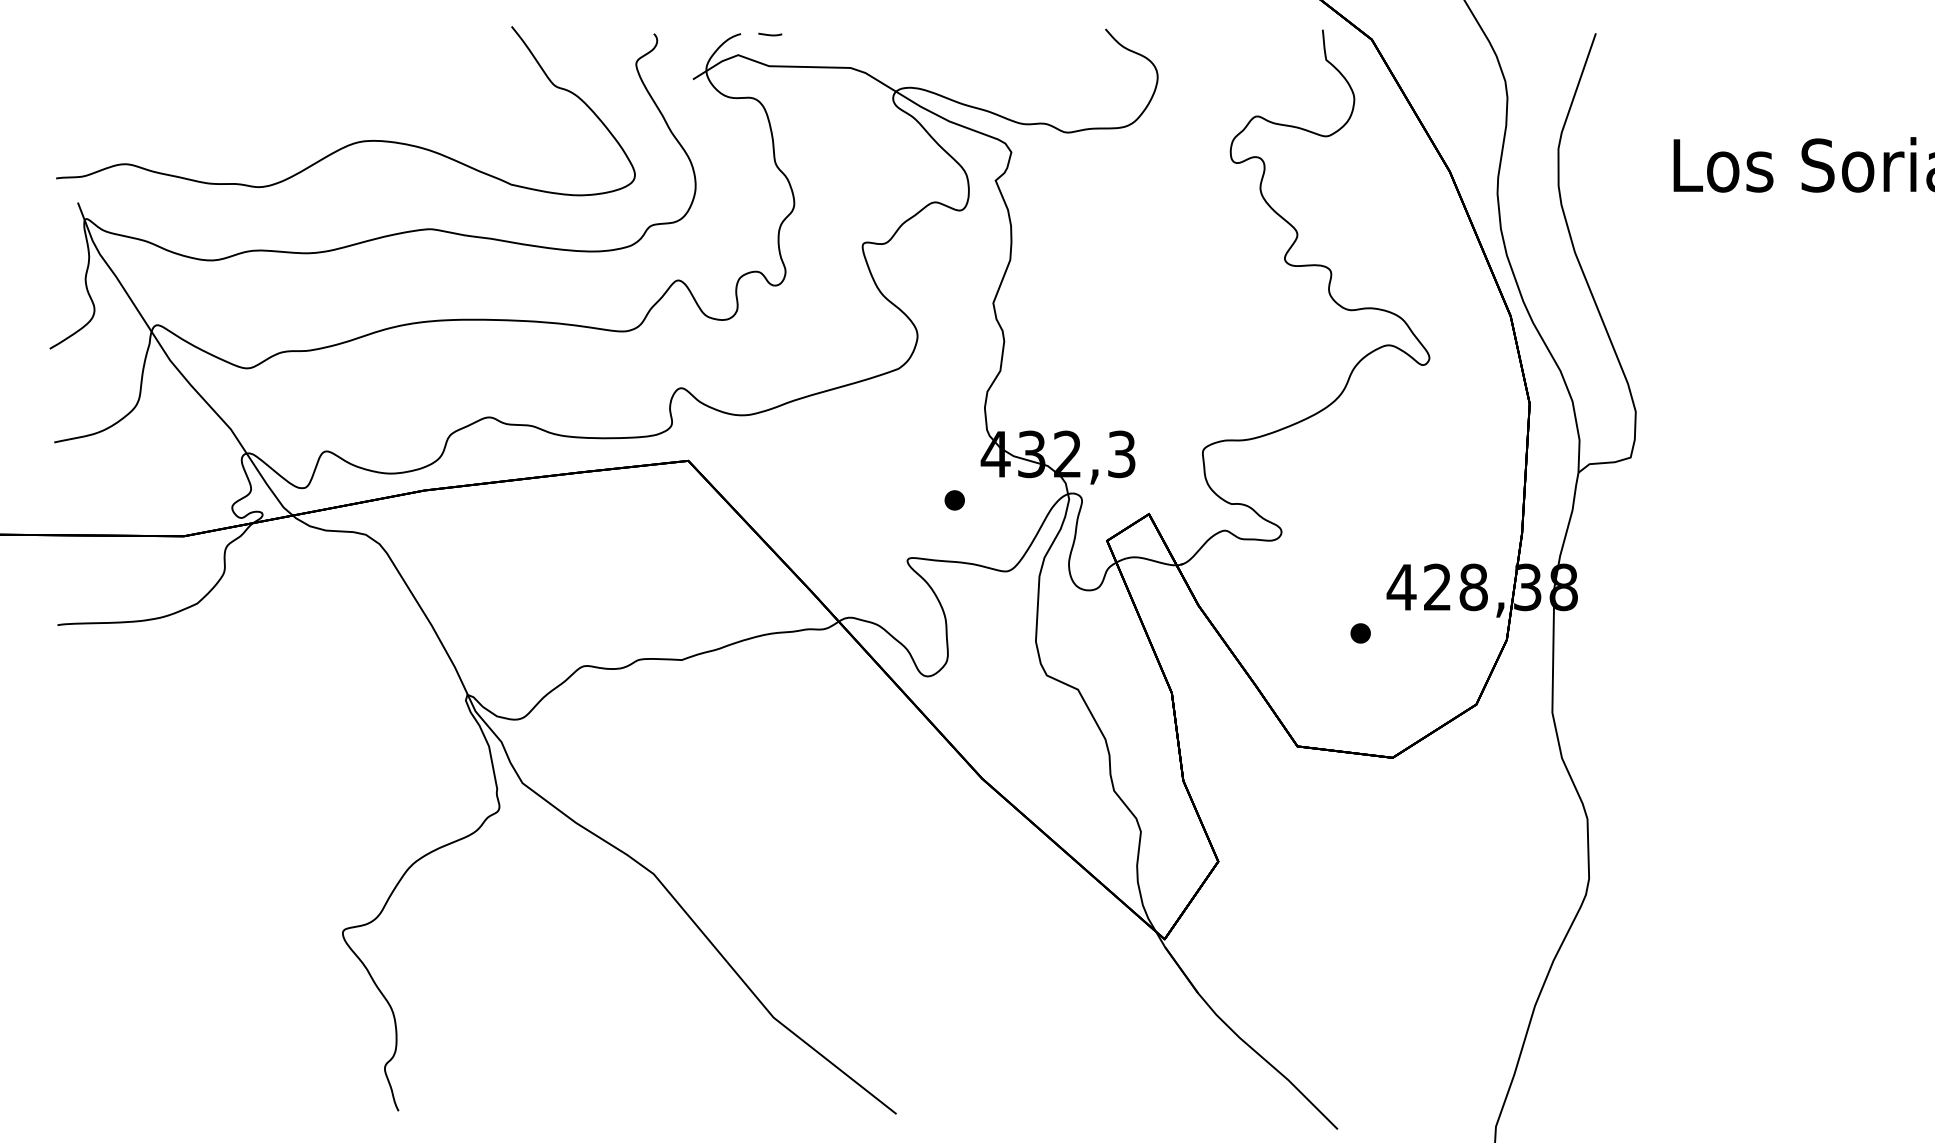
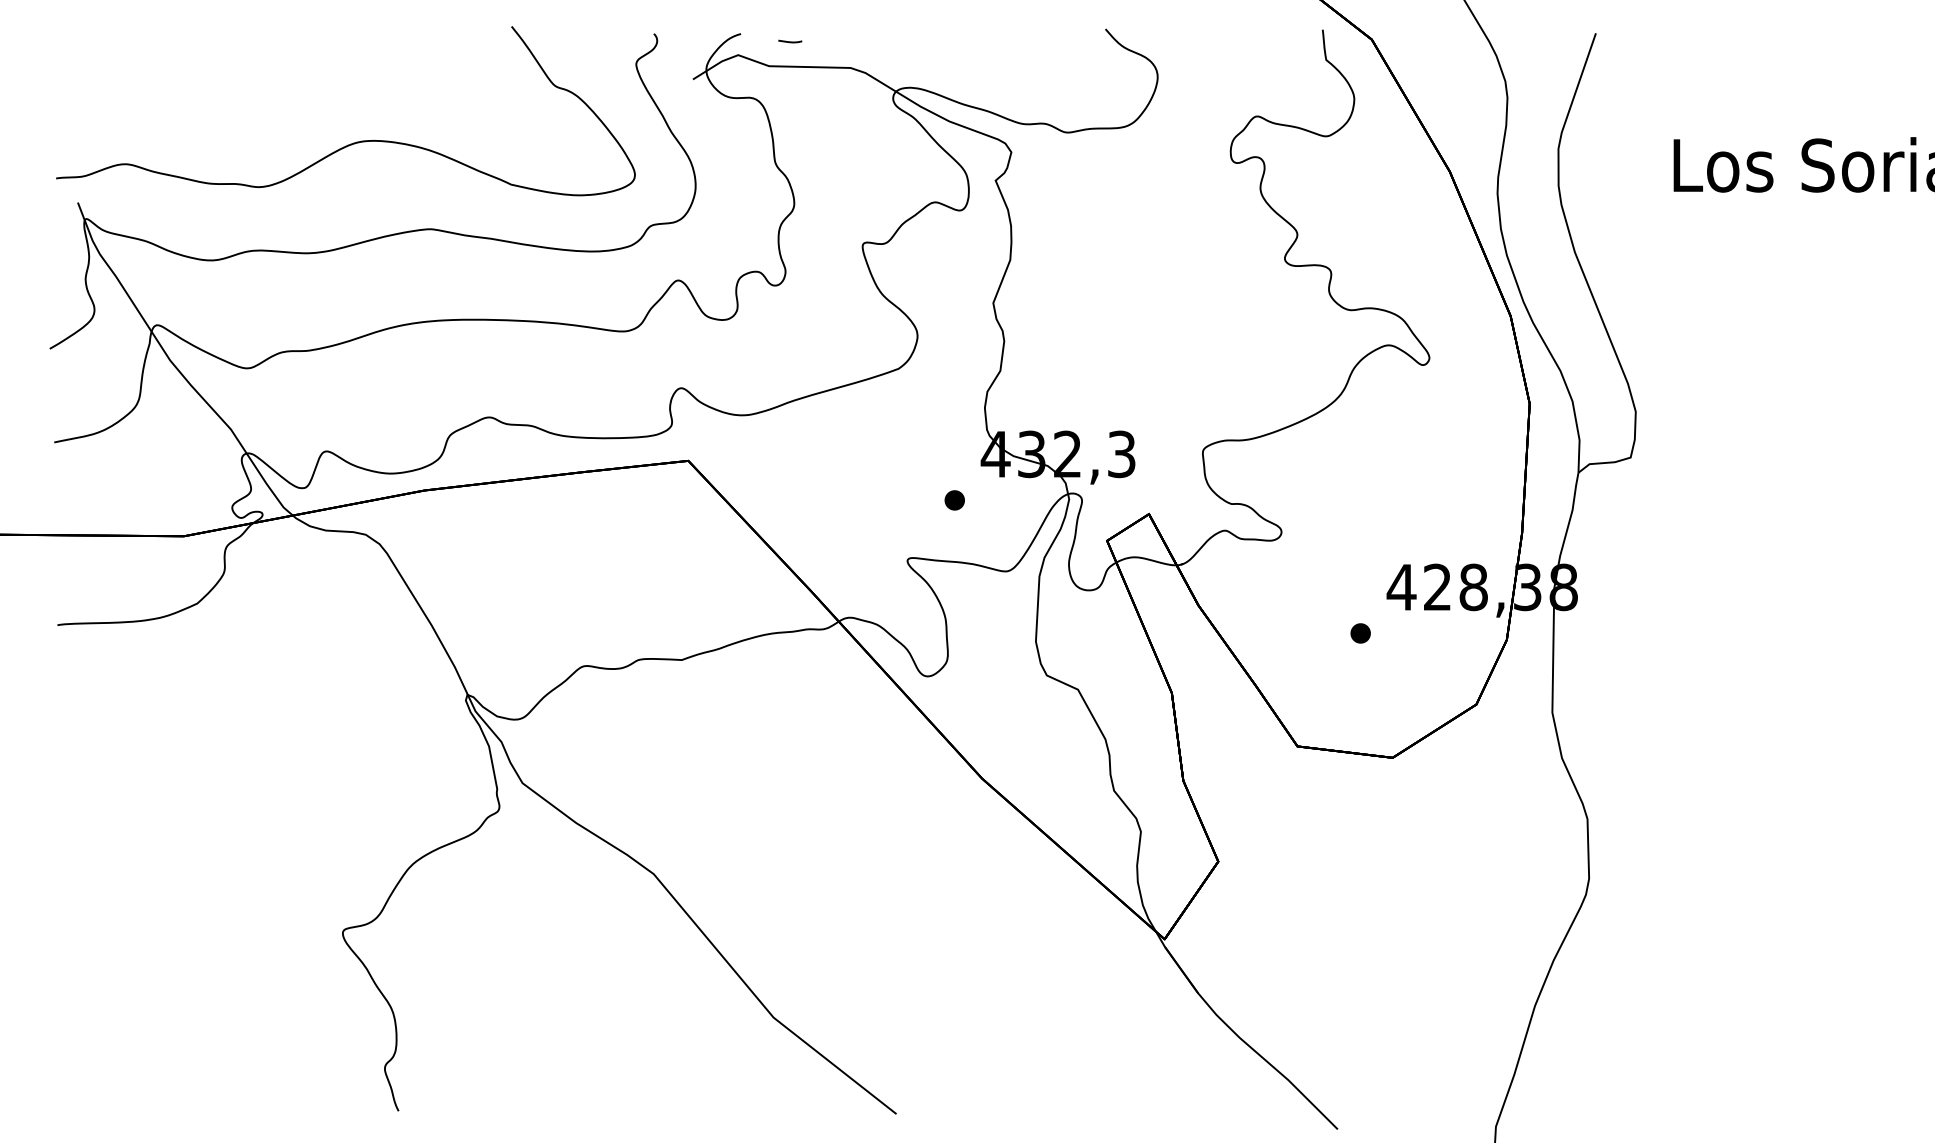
curve position: (770, 34) -> (790, 41) (790, 41)
